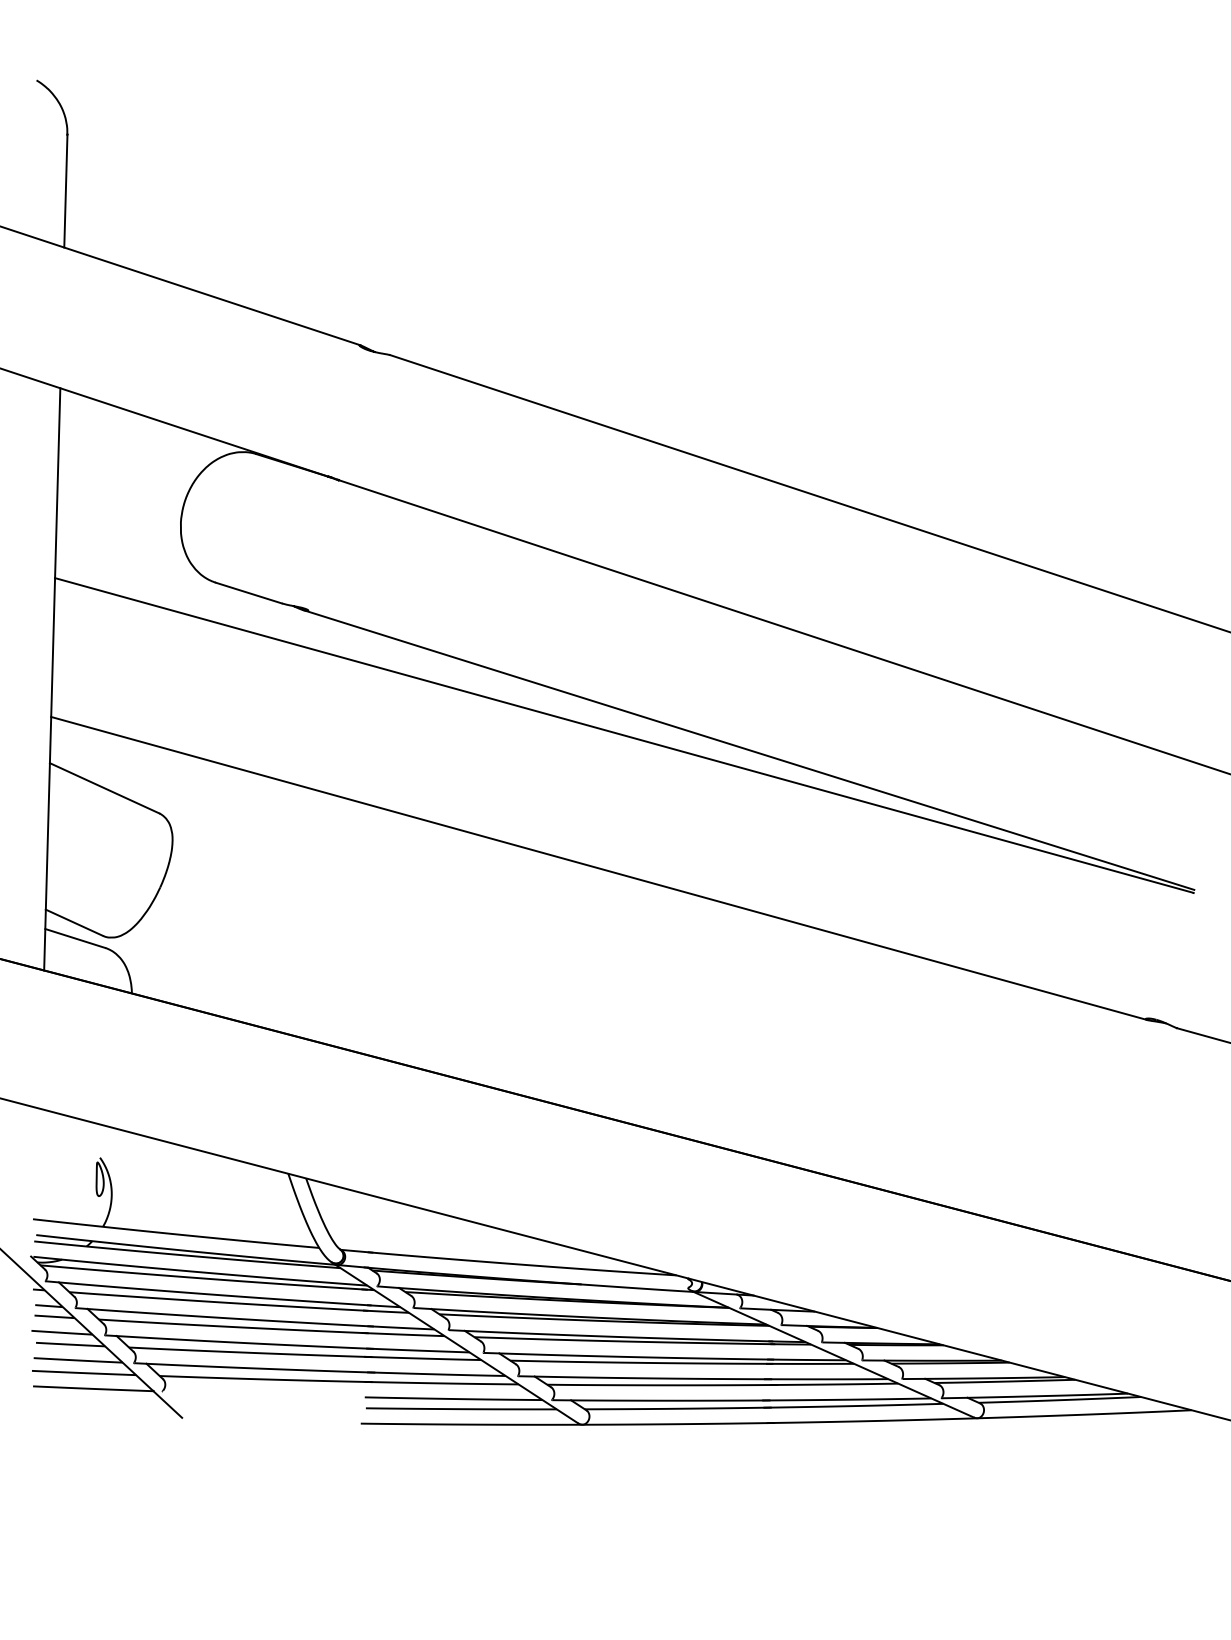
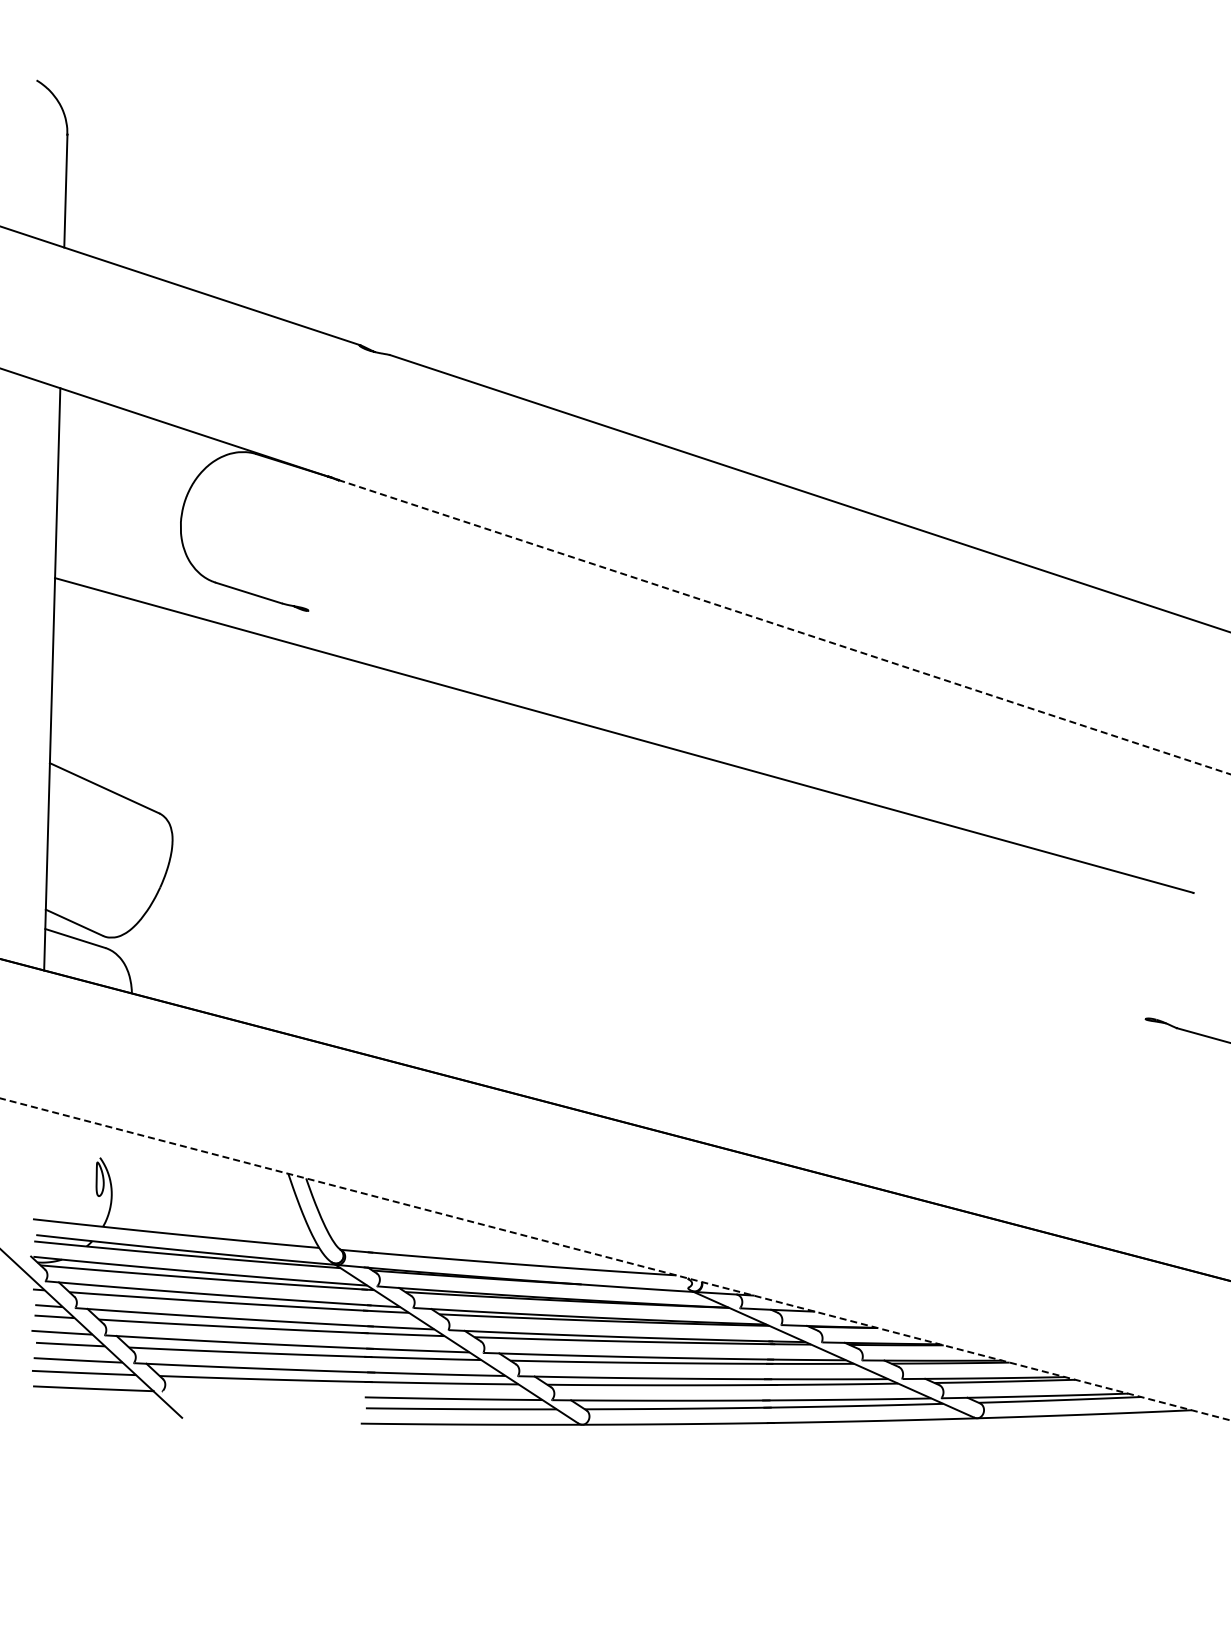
line: solid -> dashed (784, 627)
line: present -> none (748, 749)
line: present -> none (599, 868)
line: solid -> dashed (616, 1259)
